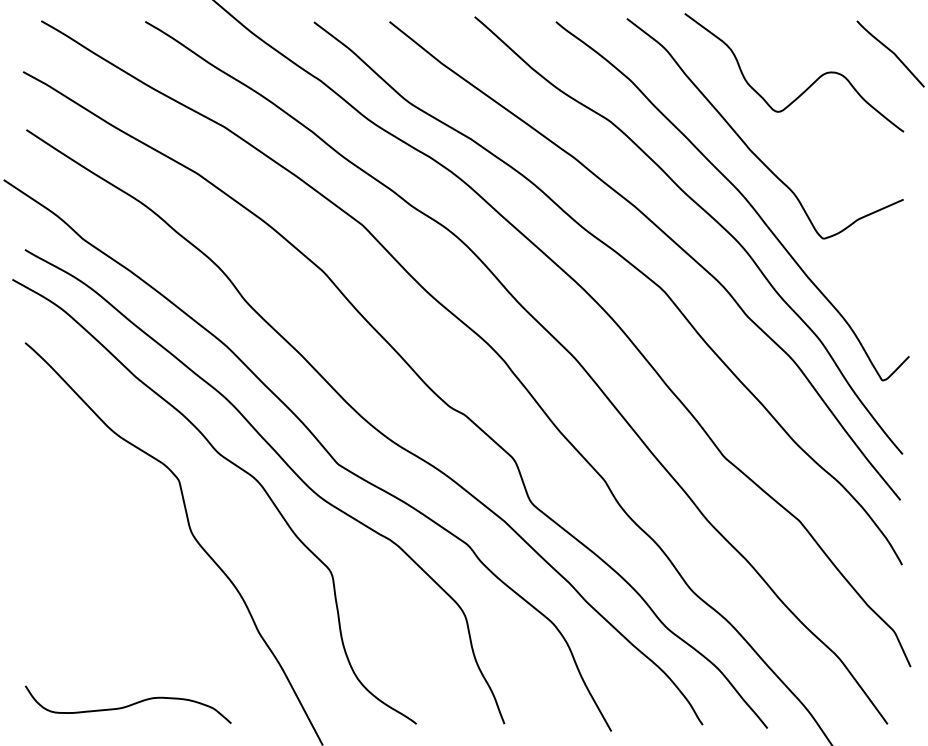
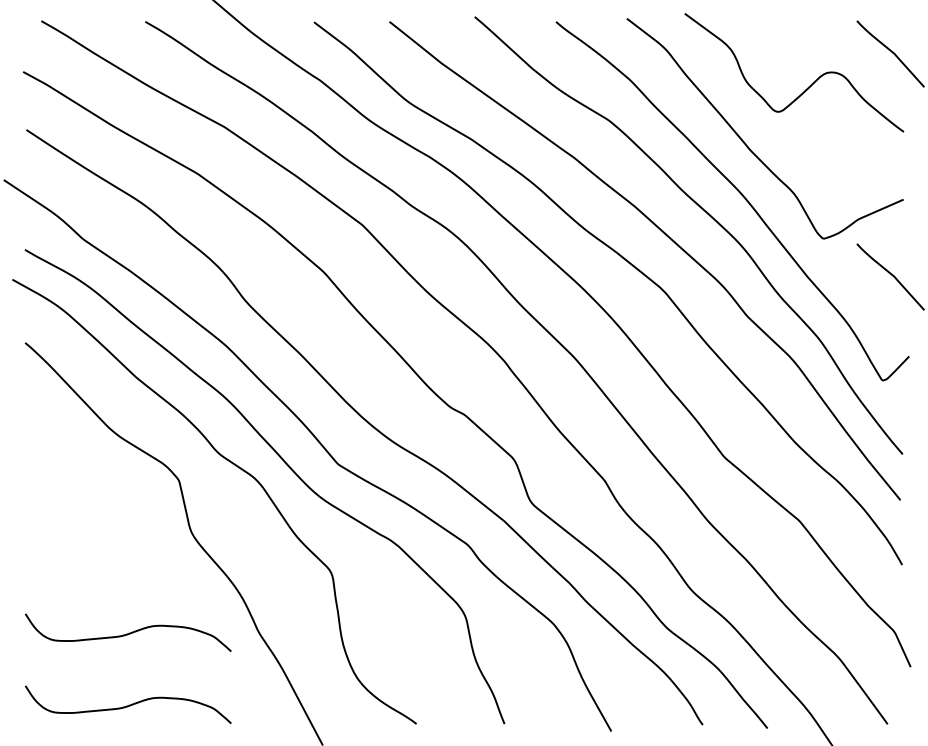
curve: none -> present (891, 275)
curve: none -> present (129, 632)
